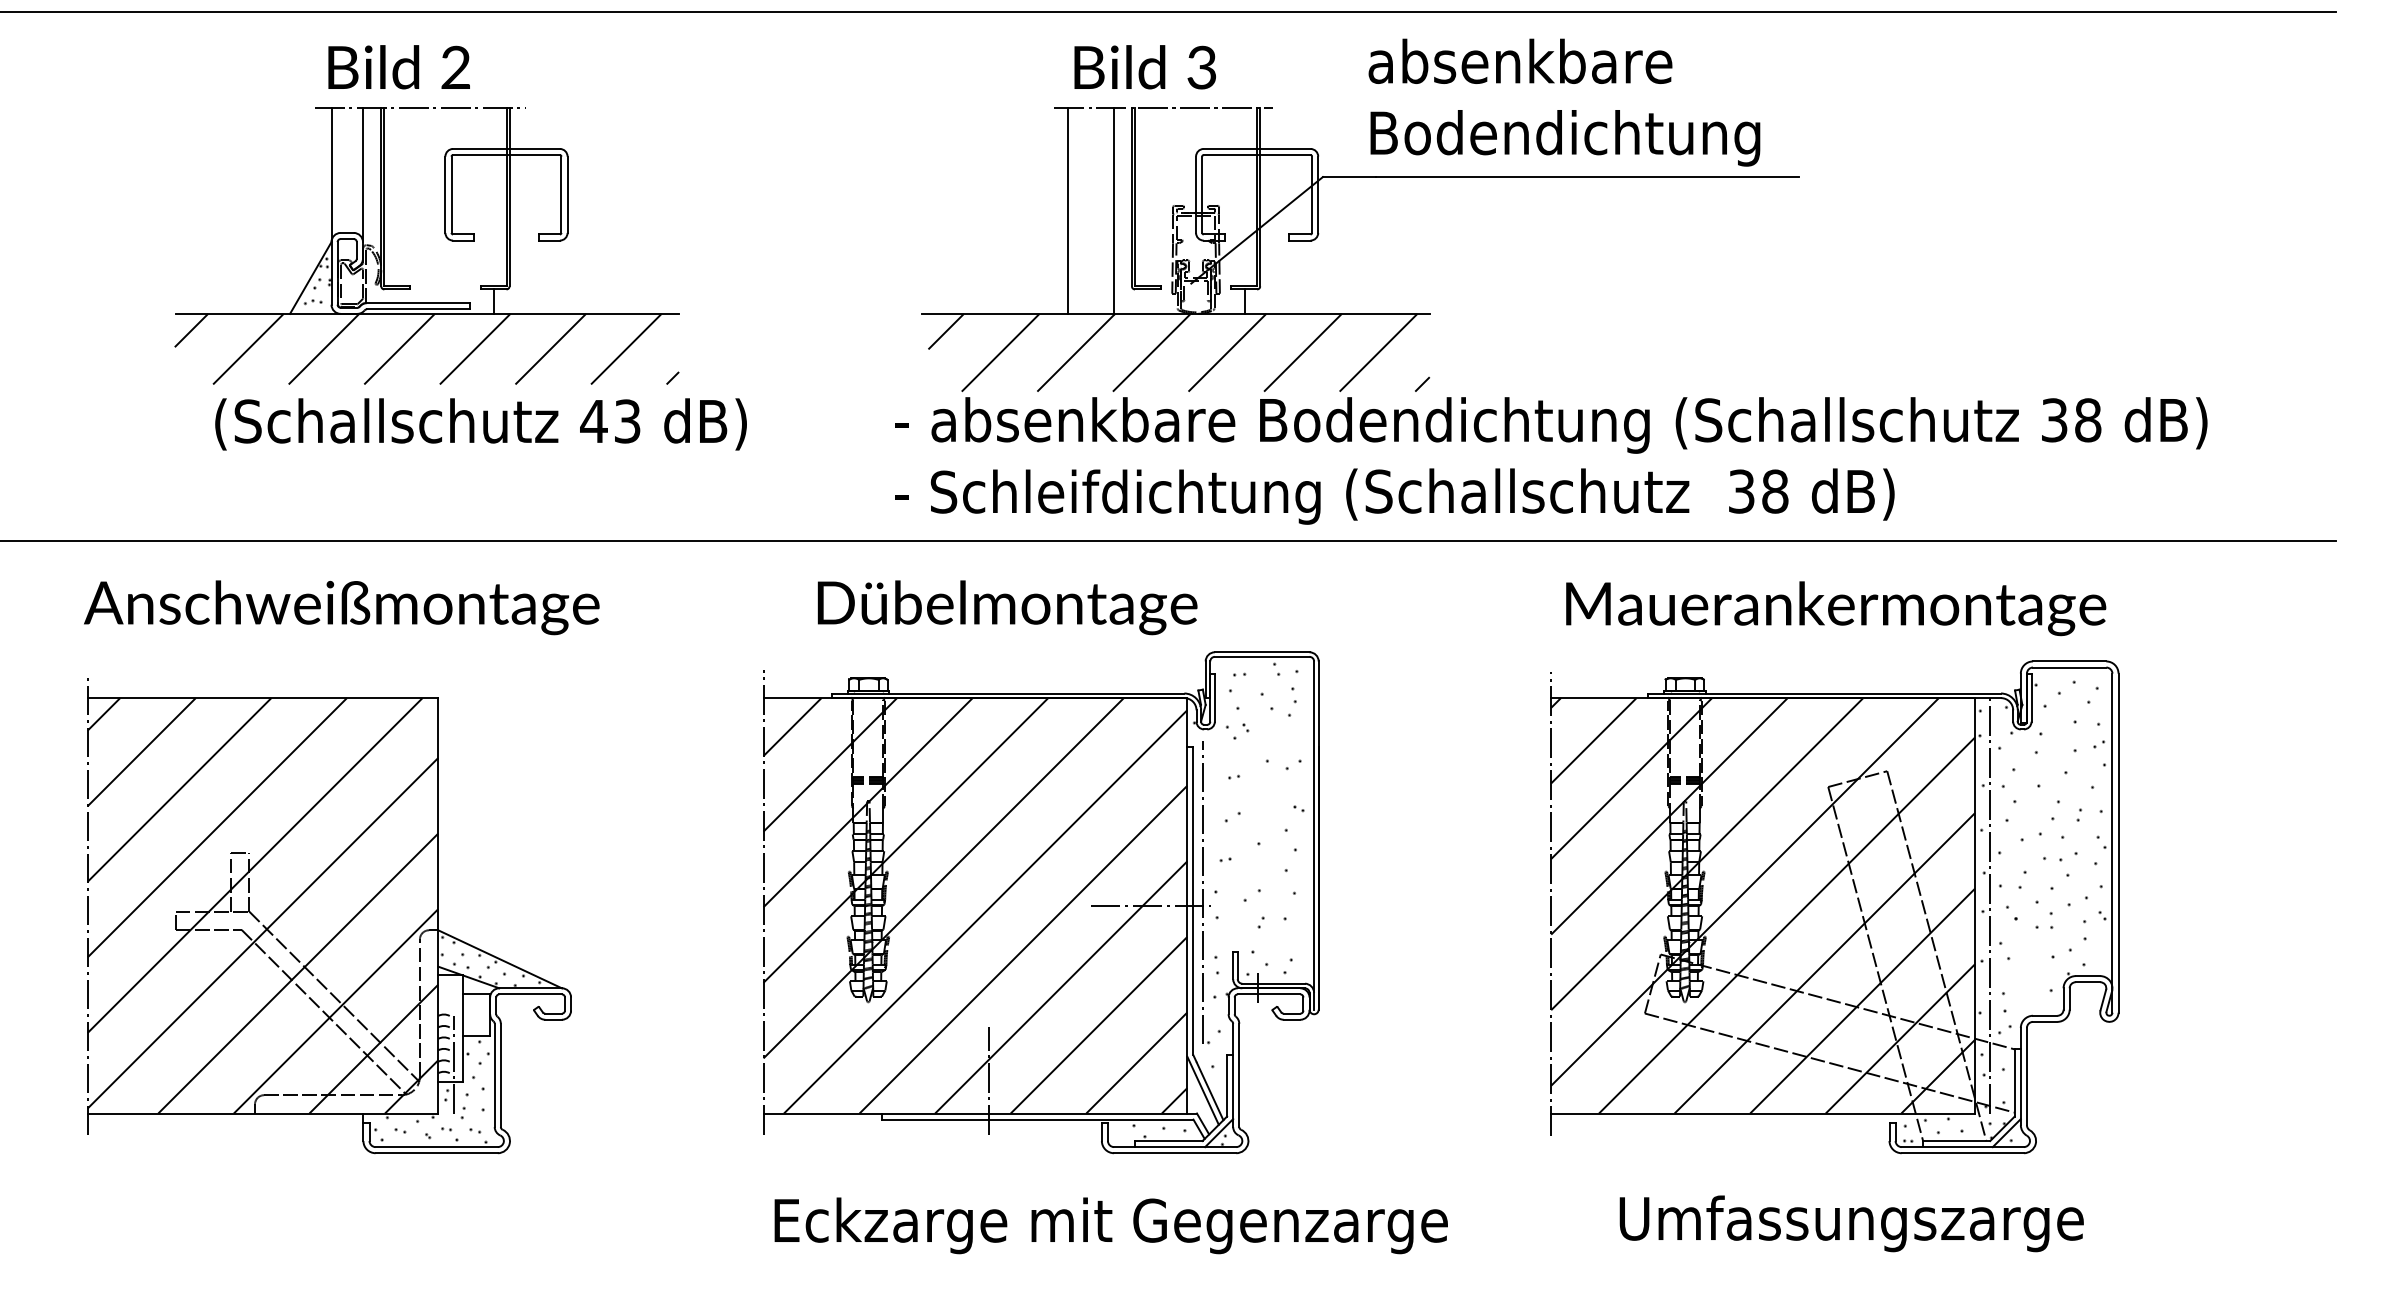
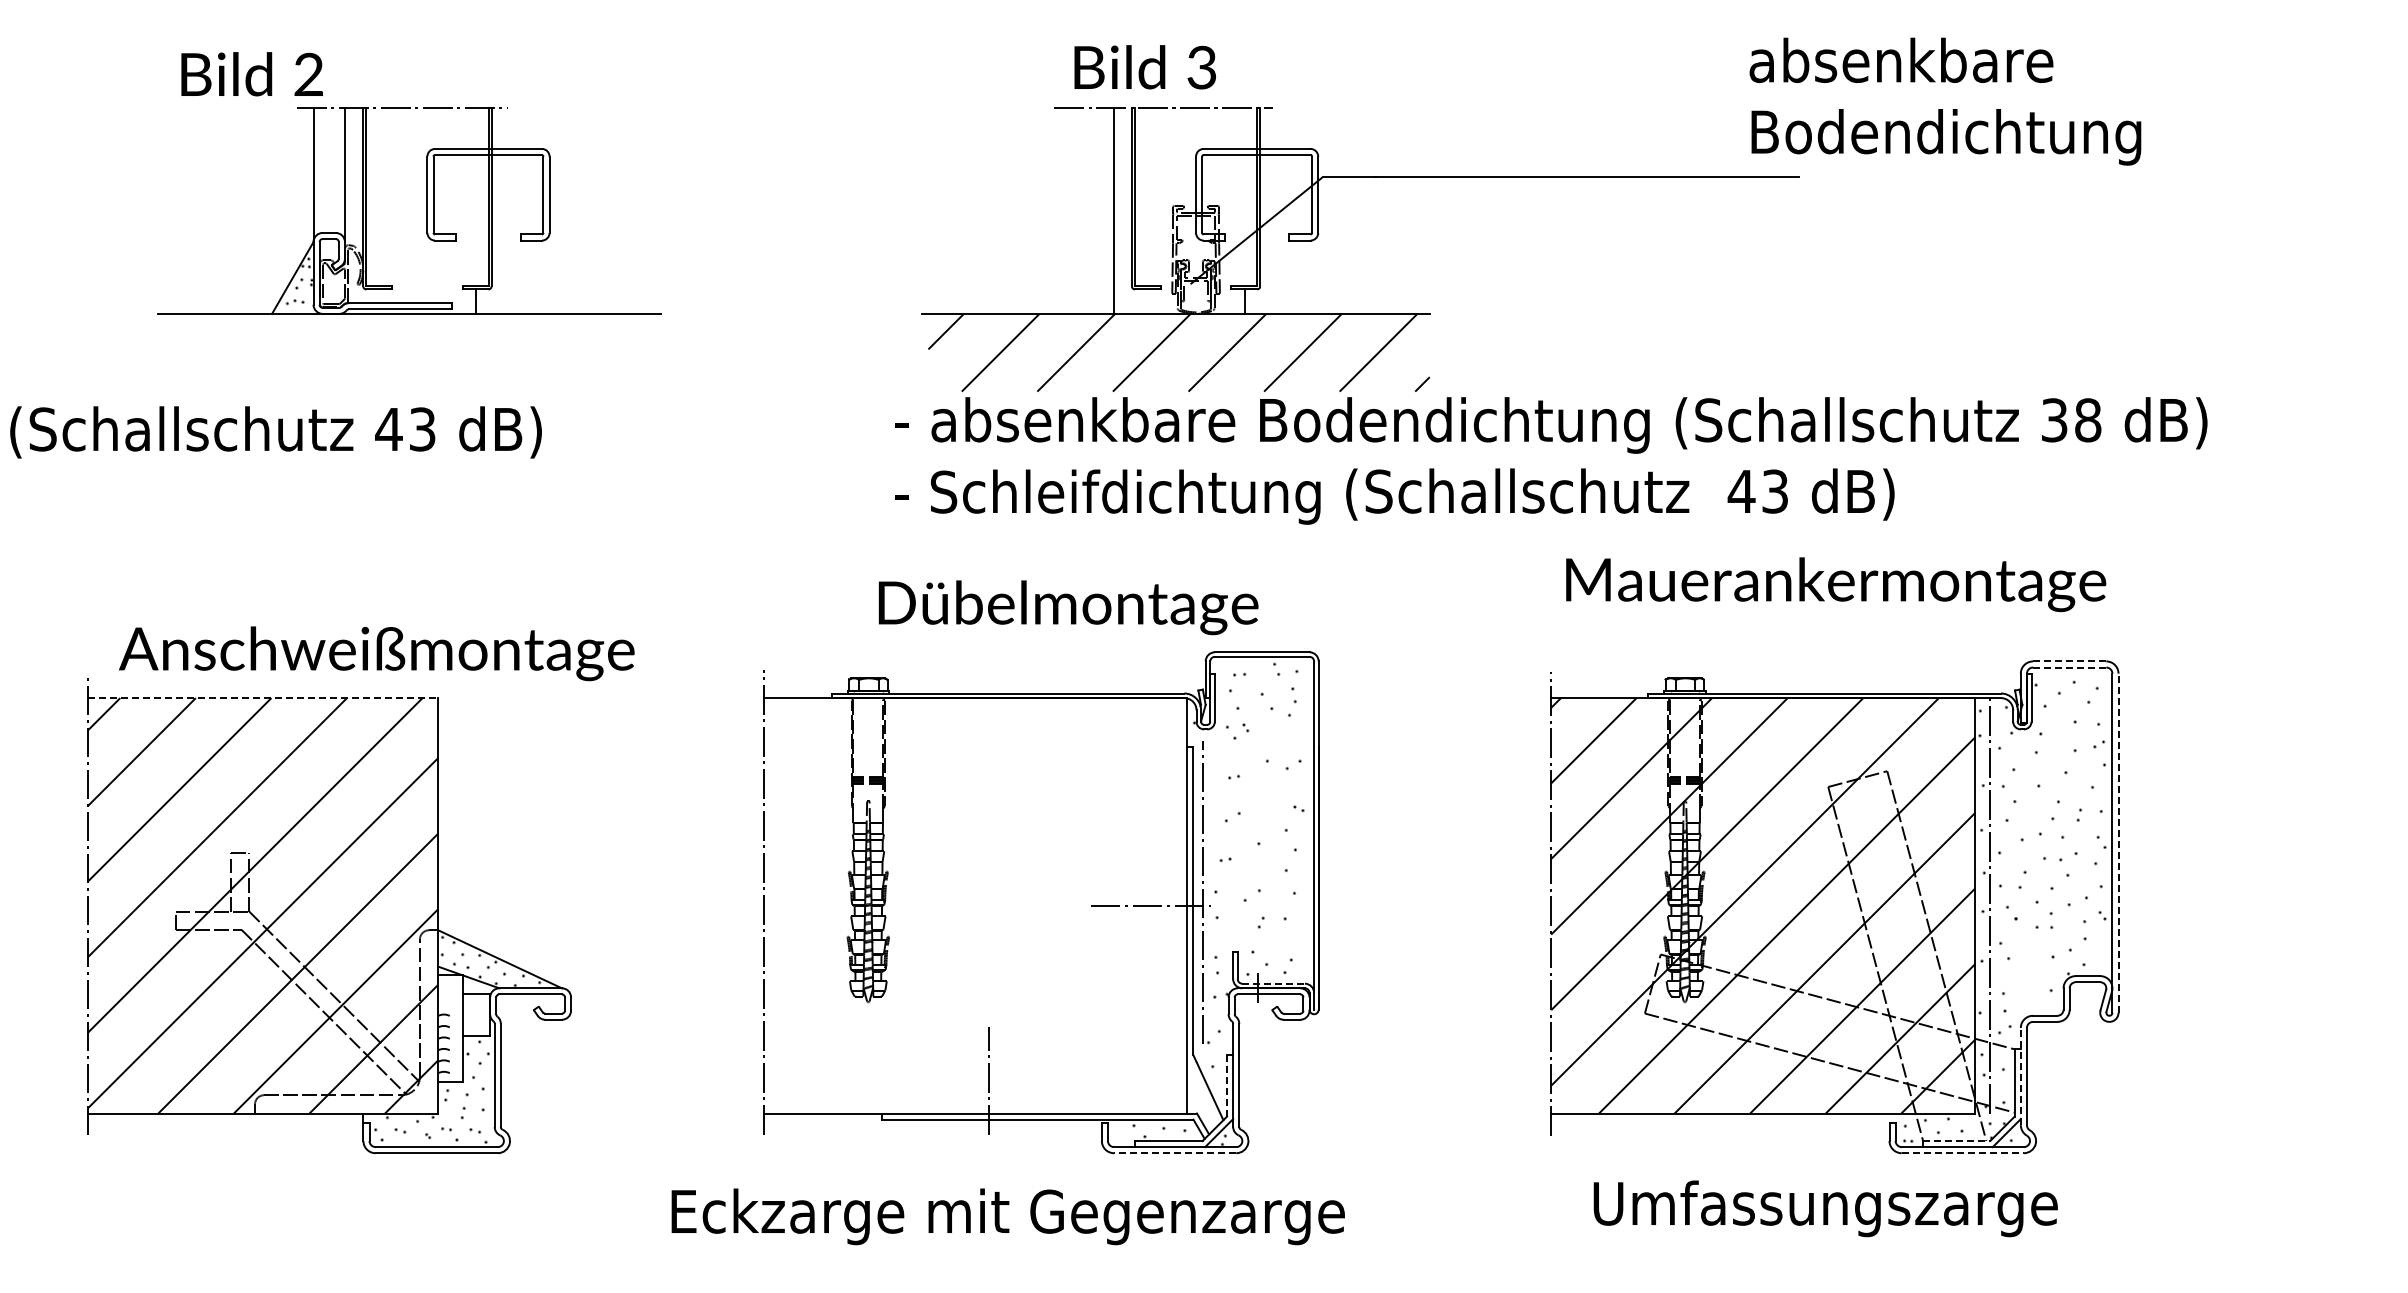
line: present -> none (1168, 12)
text position: (398, 67) -> (251, 74) (251, 74)
text position: (1564, 102) -> (1945, 101) (1945, 101)
line: present -> none (1067, 210)
part position: (445, 237) -> (427, 237) (427, 237)
text position: (480, 424) -> (275, 432) (275, 432)
text: 38 -> 43 (1757, 491)
line: present -> none (1168, 540)
text position: (341, 607) -> (376, 653) (376, 653)
text position: (1007, 607) -> (1068, 607) (1068, 607)
text position: (1836, 608) -> (1836, 584) (1836, 584)
line: solid -> dashed (2069, 661)
line: solid -> dashed (2069, 667)
line: solid -> dashed (263, 698)
line: solid -> dashed (2118, 843)
hatch: present -> none (975, 905)
line: solid -> dashed (1274, 983)
line: present -> none (453, 1064)
line: solid -> dashed (2020, 1076)
line: solid -> dashed (1227, 1086)
line: present -> none (1202, 1090)
line: solid -> dashed (1956, 1141)
line: solid -> dashed (1174, 1153)
line: solid -> dashed (1963, 1153)
text position: (1851, 1223) -> (1825, 1208) (1825, 1208)
text position: (1110, 1225) -> (1007, 1216) (1007, 1216)
